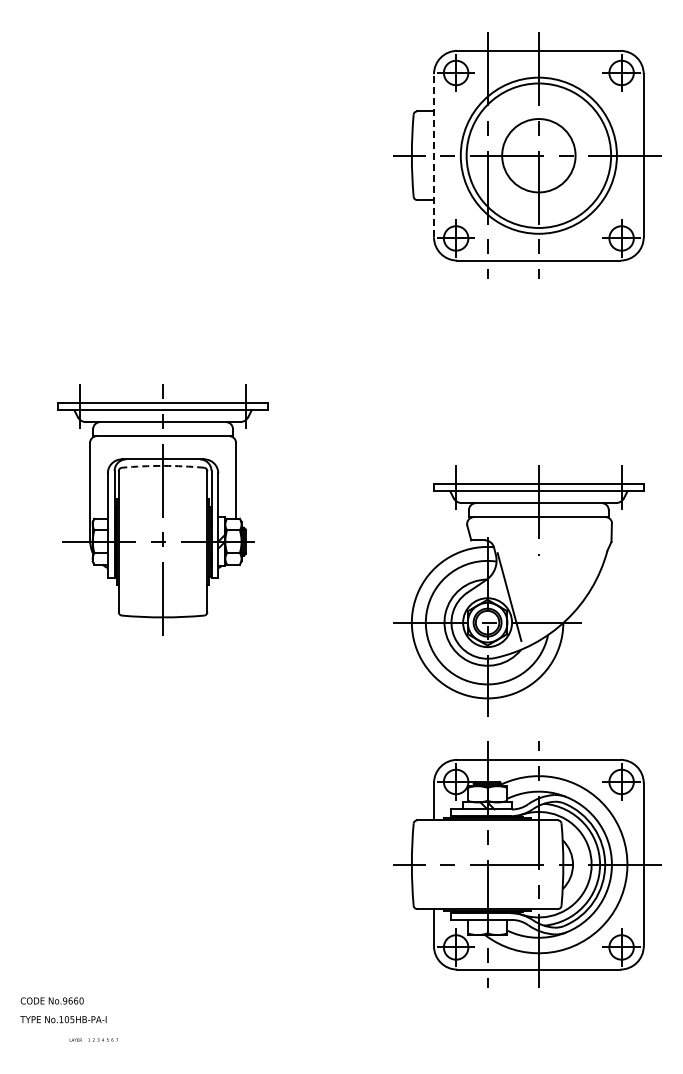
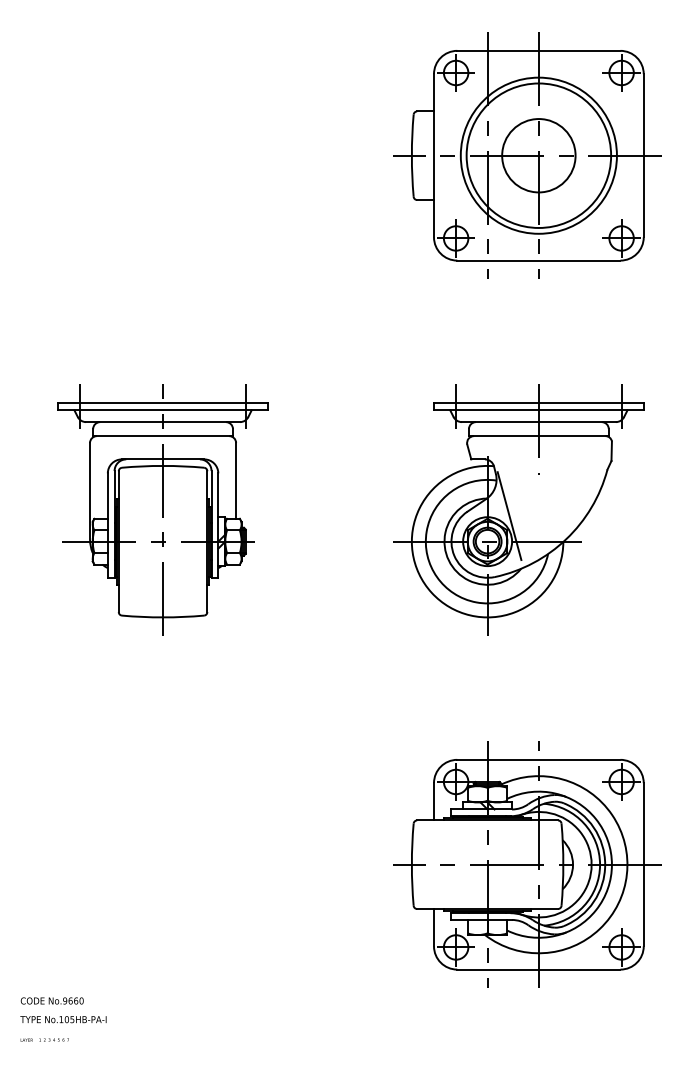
line: dashed -> solid (434, 155)
arc: dashed -> solid (163, 465)
part position: (518, 590) -> (518, 509) (518, 509)
text position: (93, 1039) -> (44, 1039) (44, 1039)
